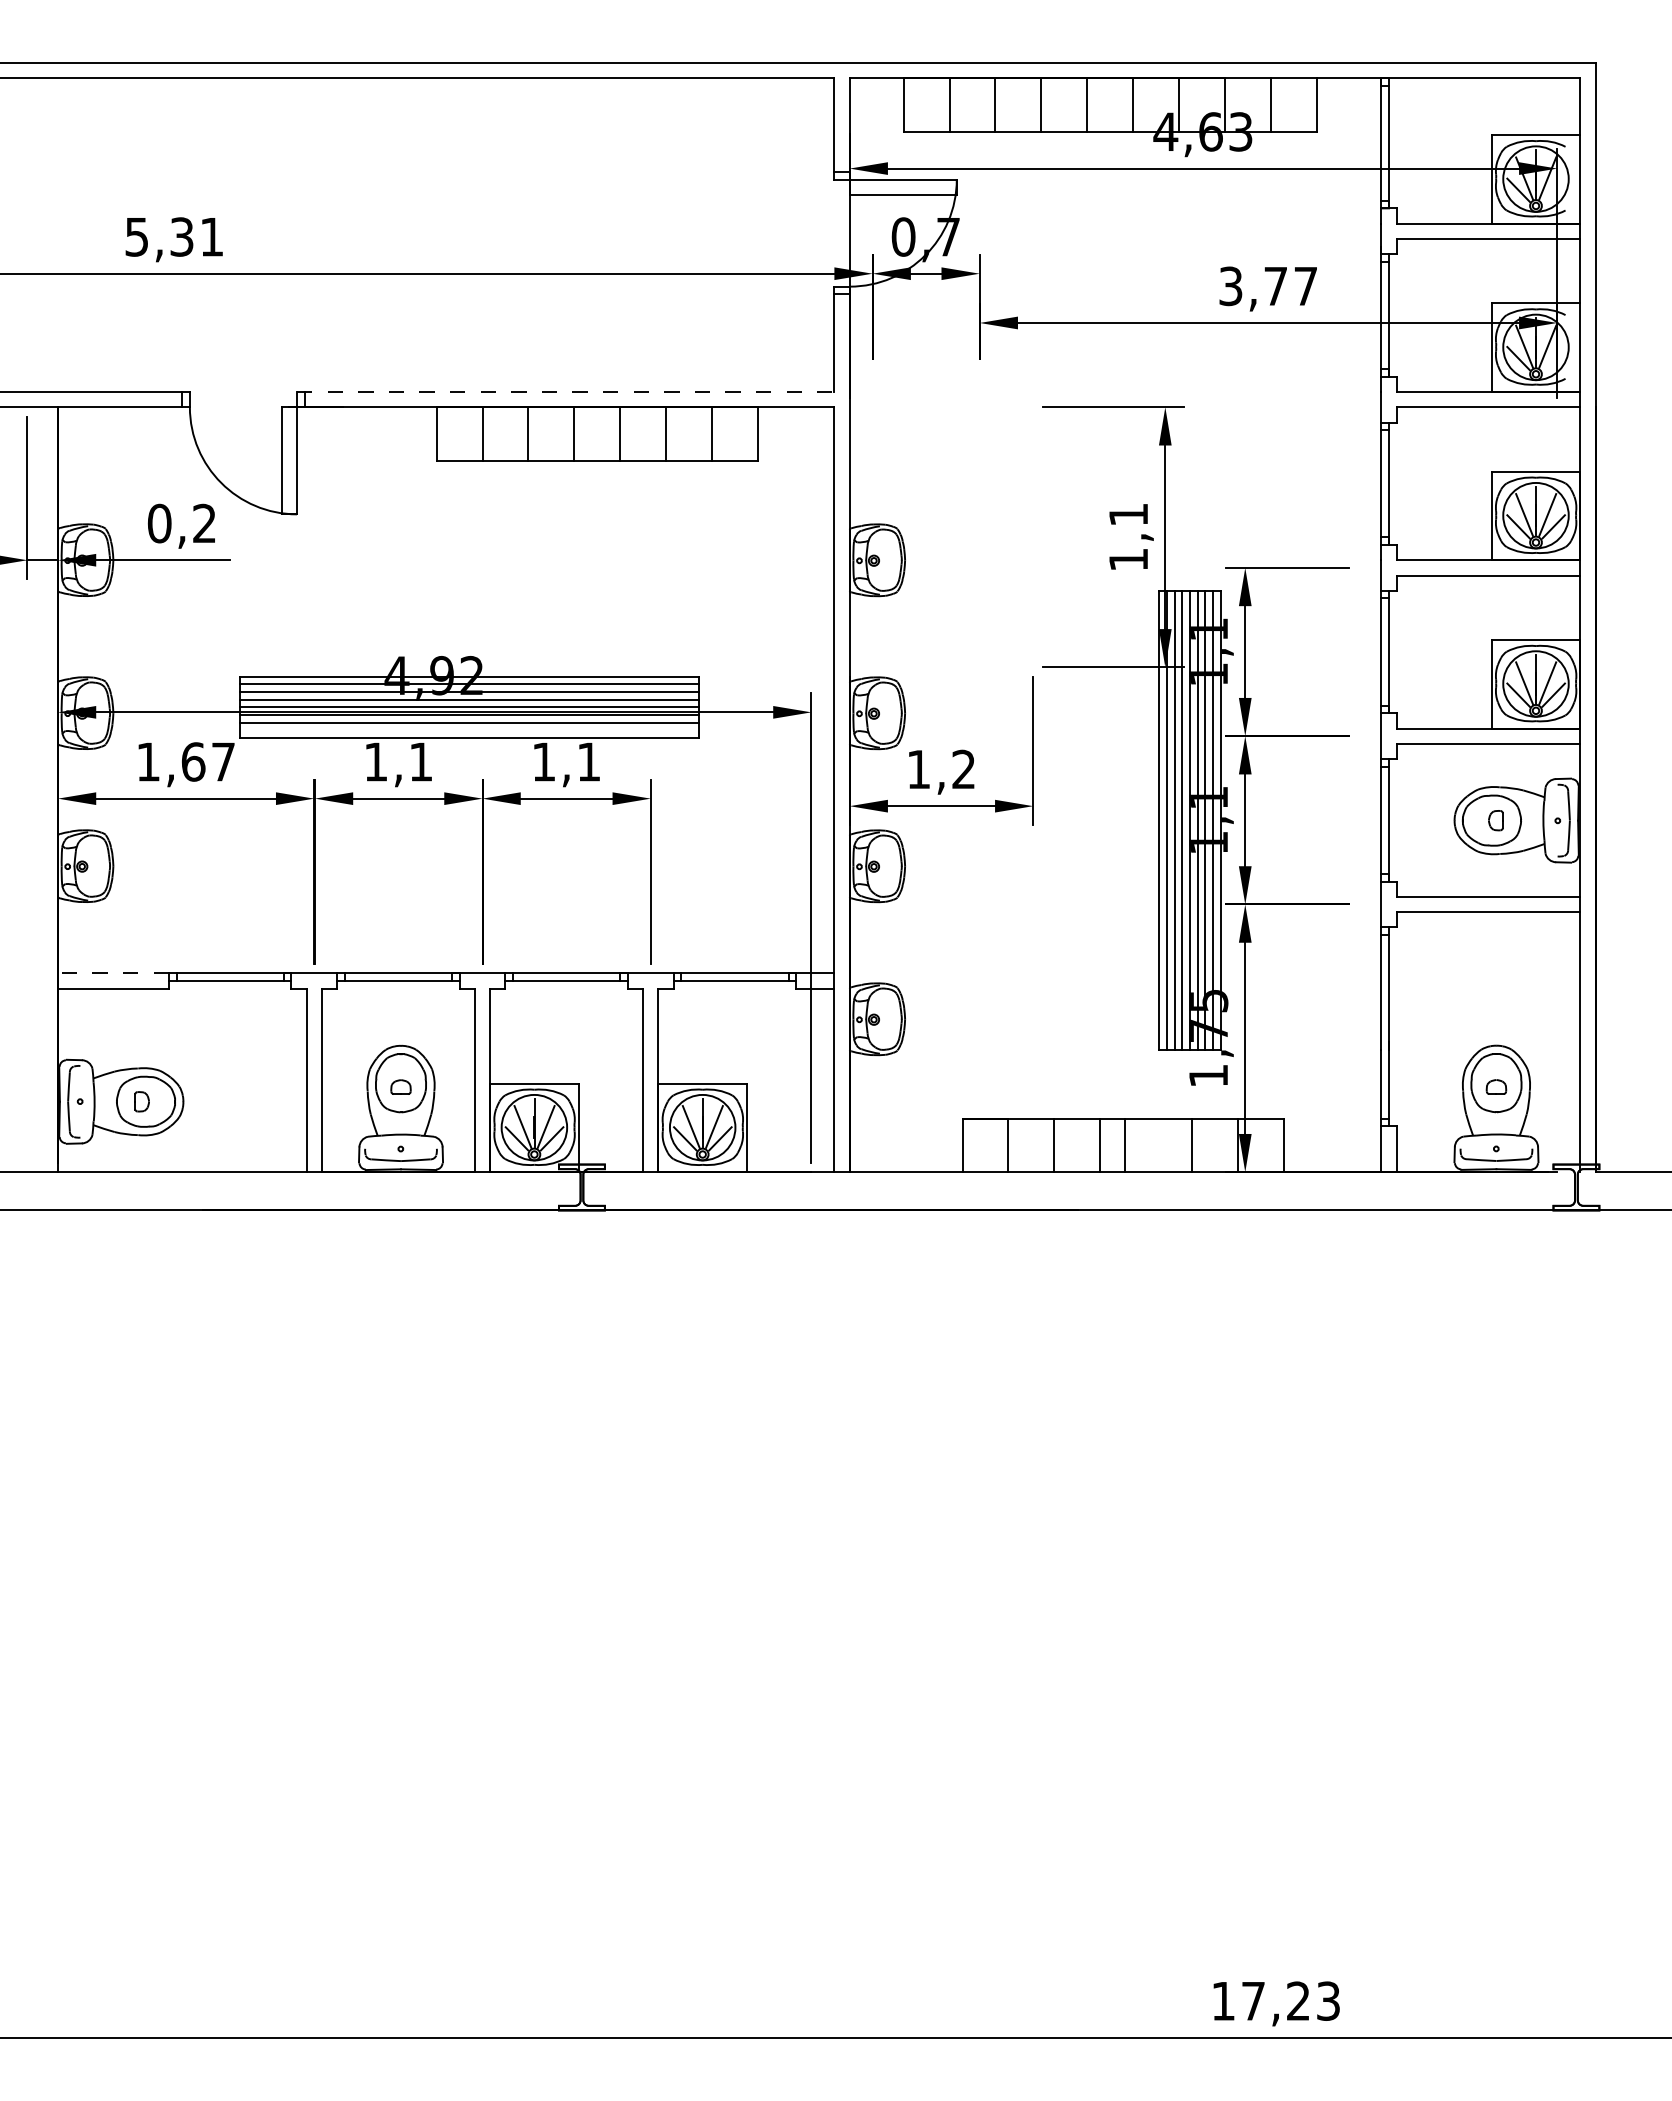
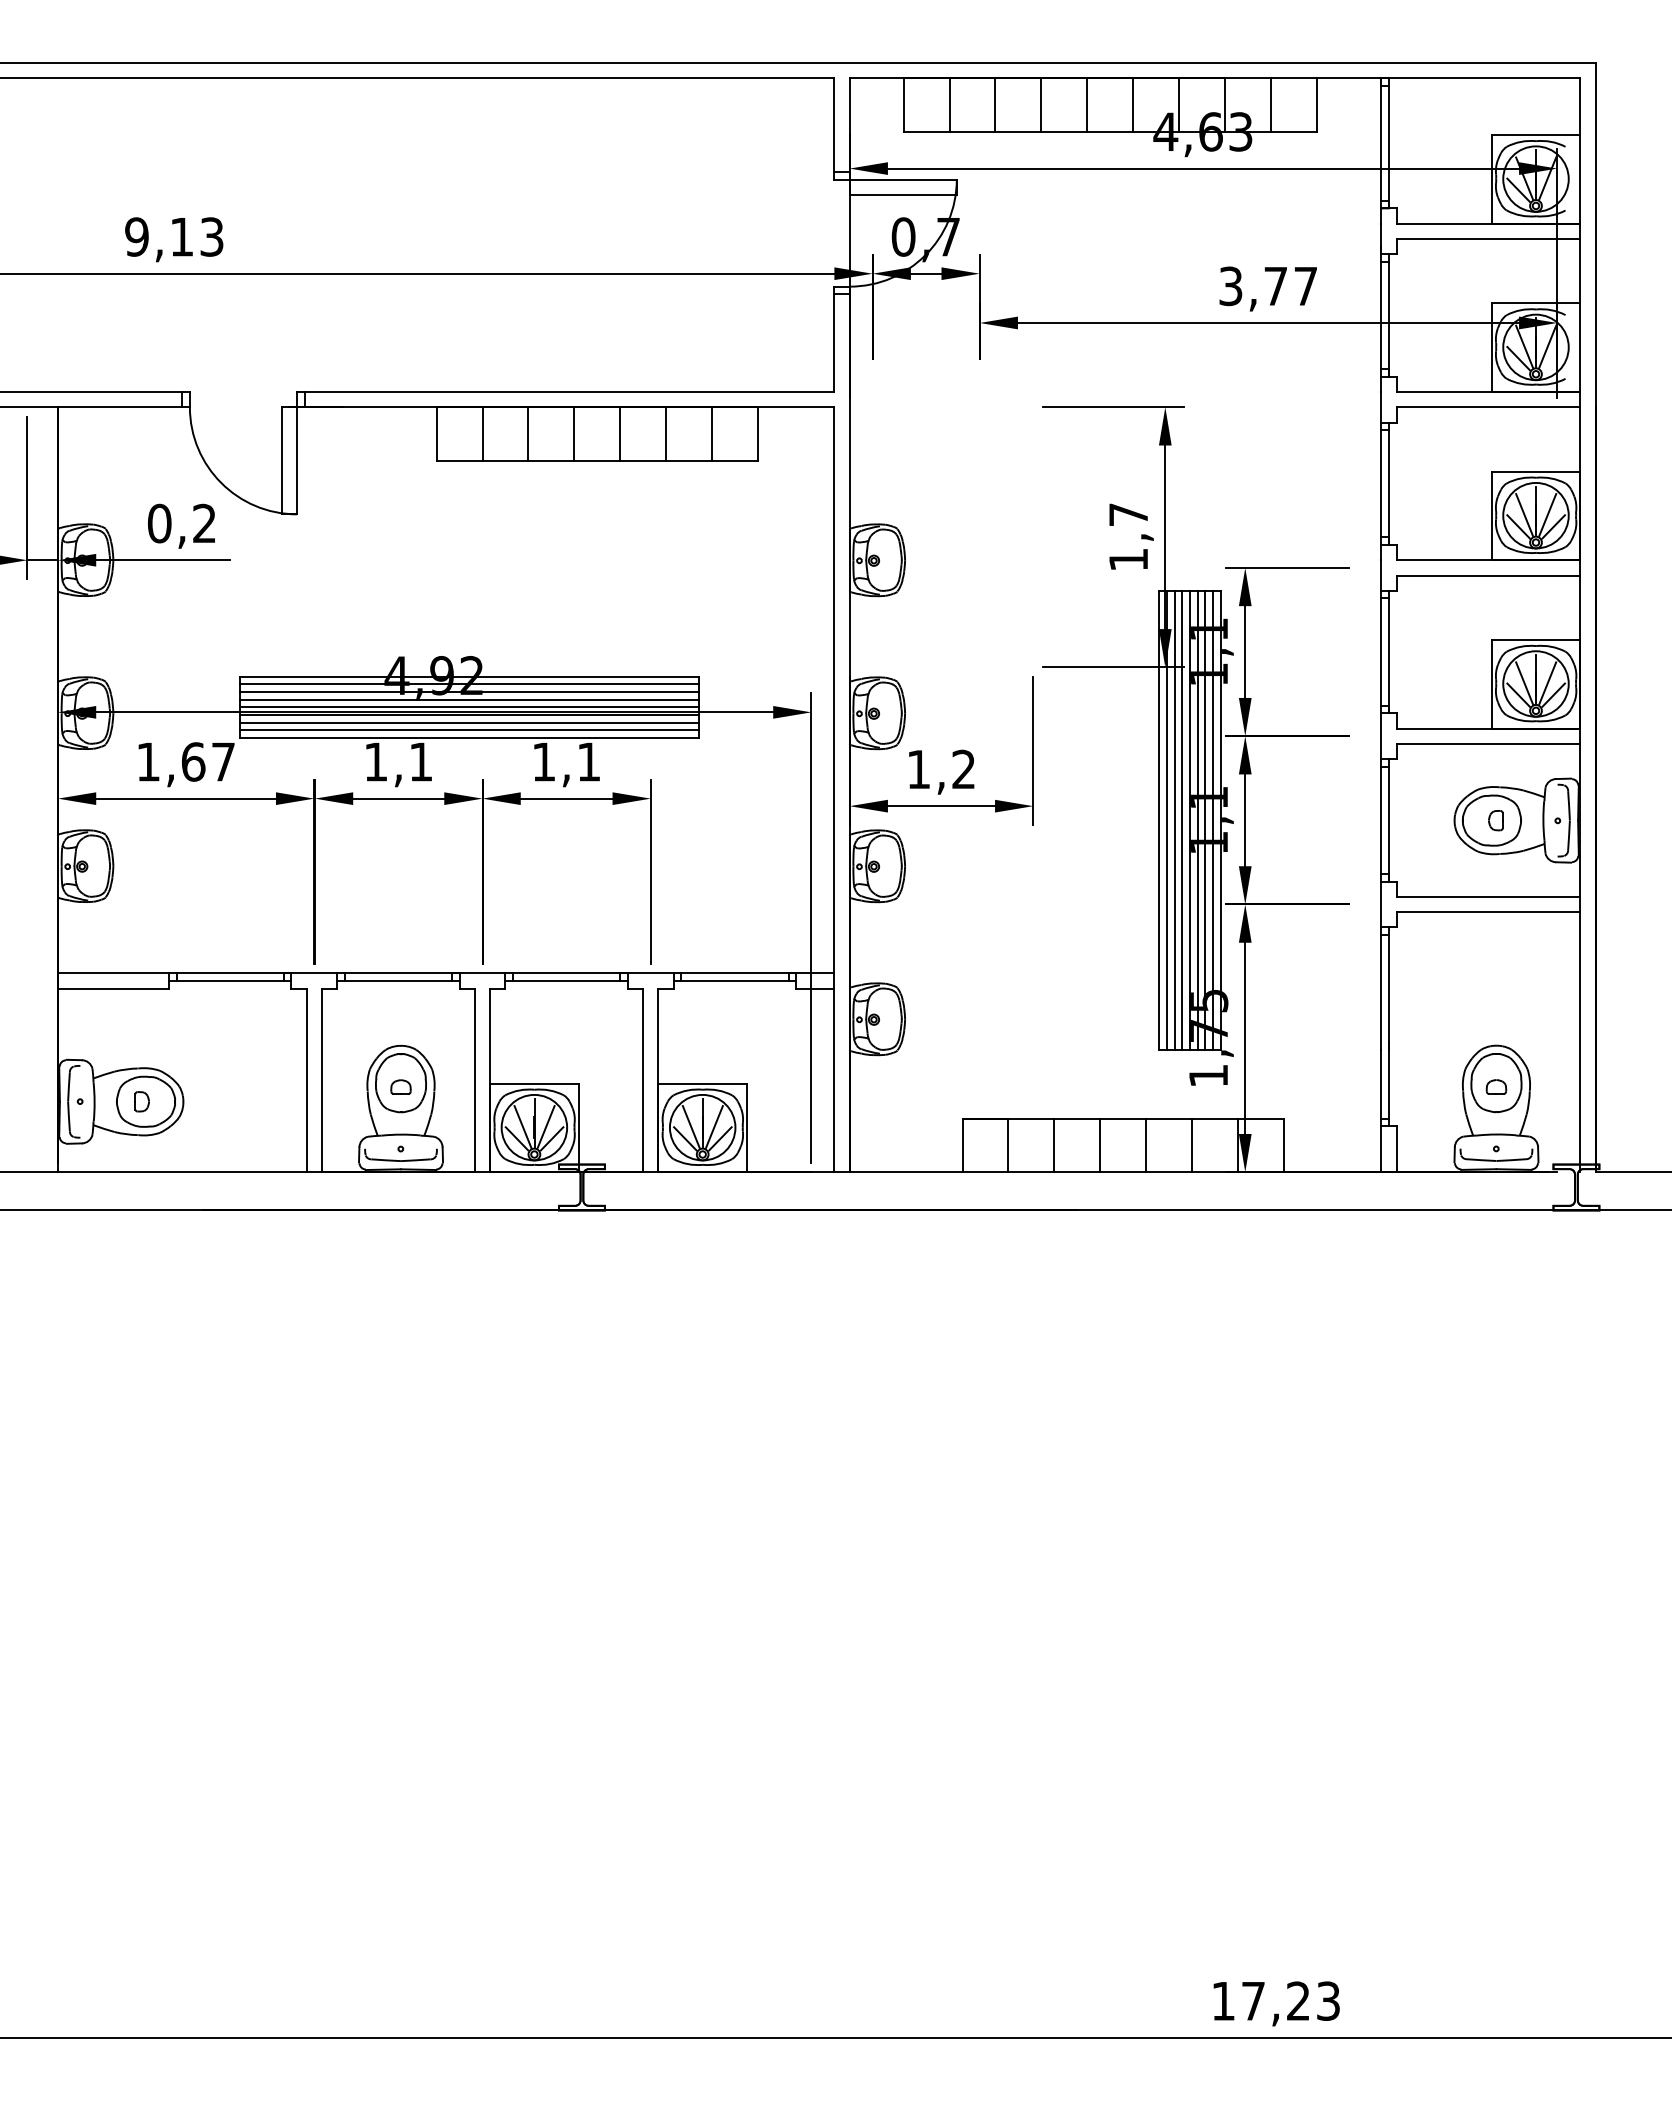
text: 5,31 -> 9,13 (174, 236)
line: dashed -> solid (565, 391)
text: 1,1 -> 1,7 (1128, 514)
line: none -> present (469, 730)
line: dashed -> solid (112, 973)
line position: (1125, 1145) -> (1146, 1145) (1146, 1145)
